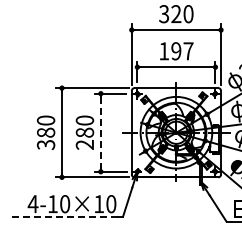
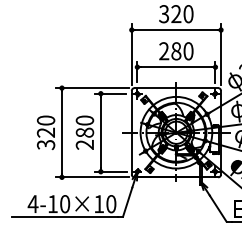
text: 197 -> 280 (176, 51)
text: 380 -> 320 (46, 132)
line: dashed -> solid (100, 132)
line: dashed -> solid (64, 216)
